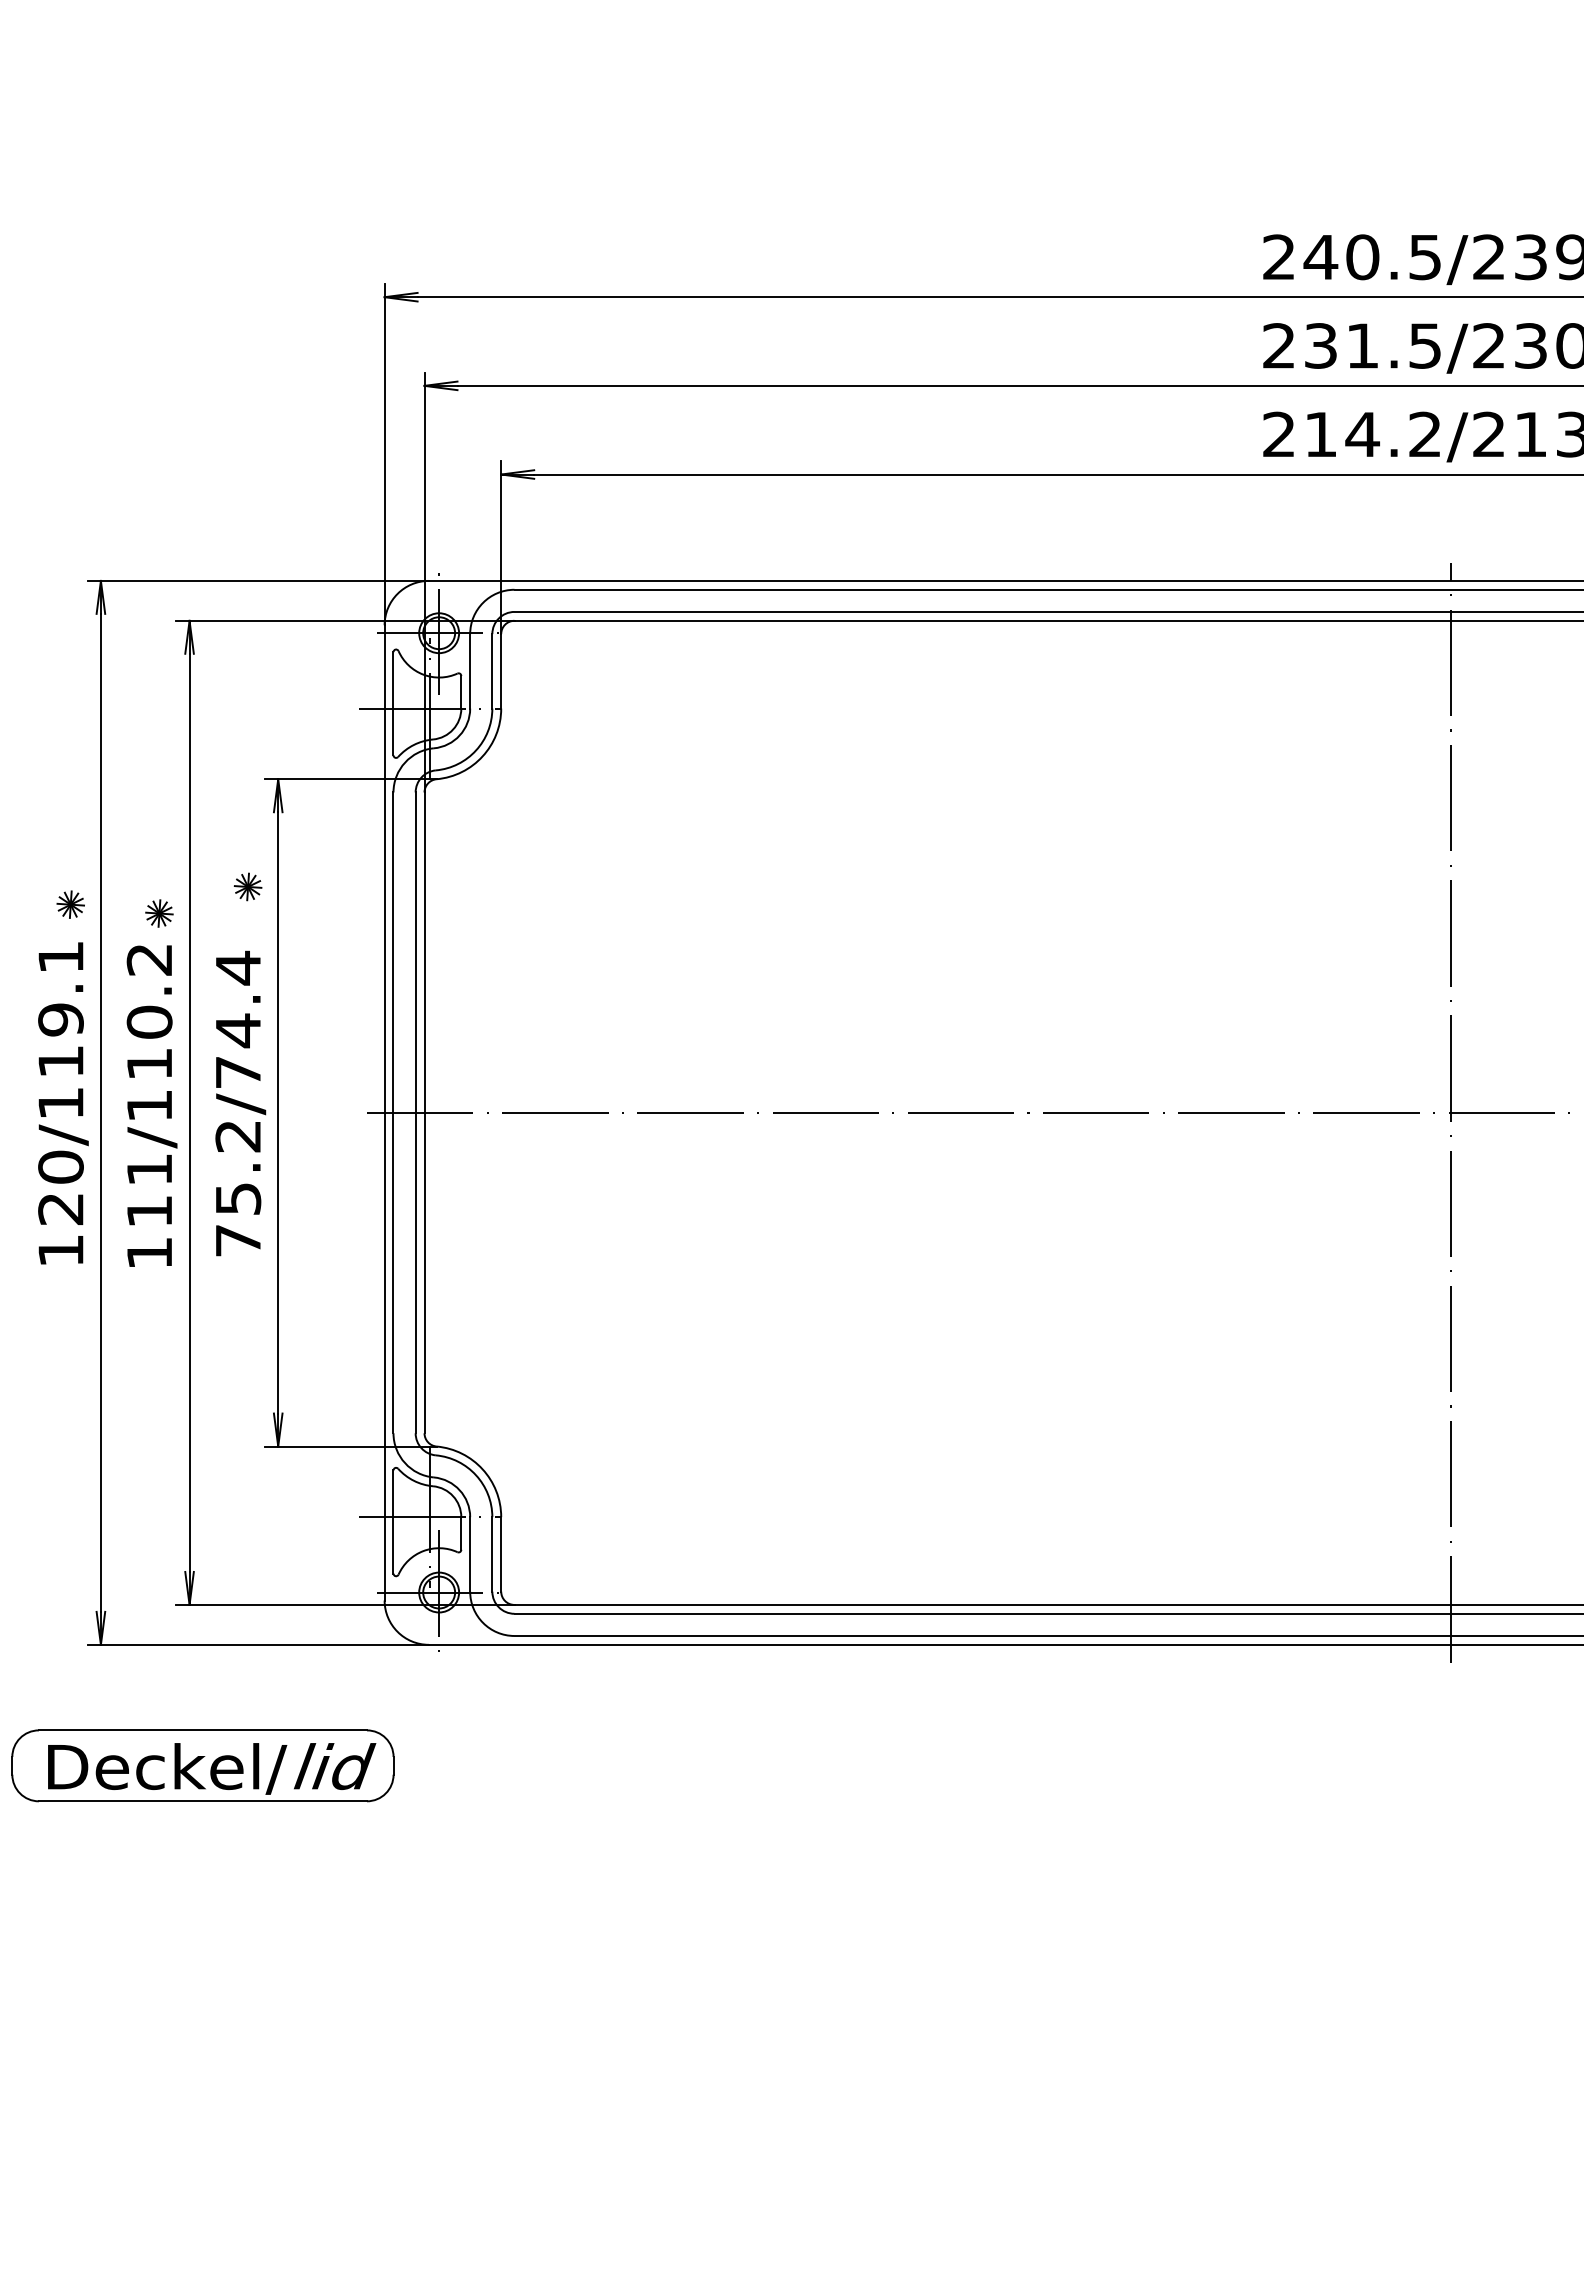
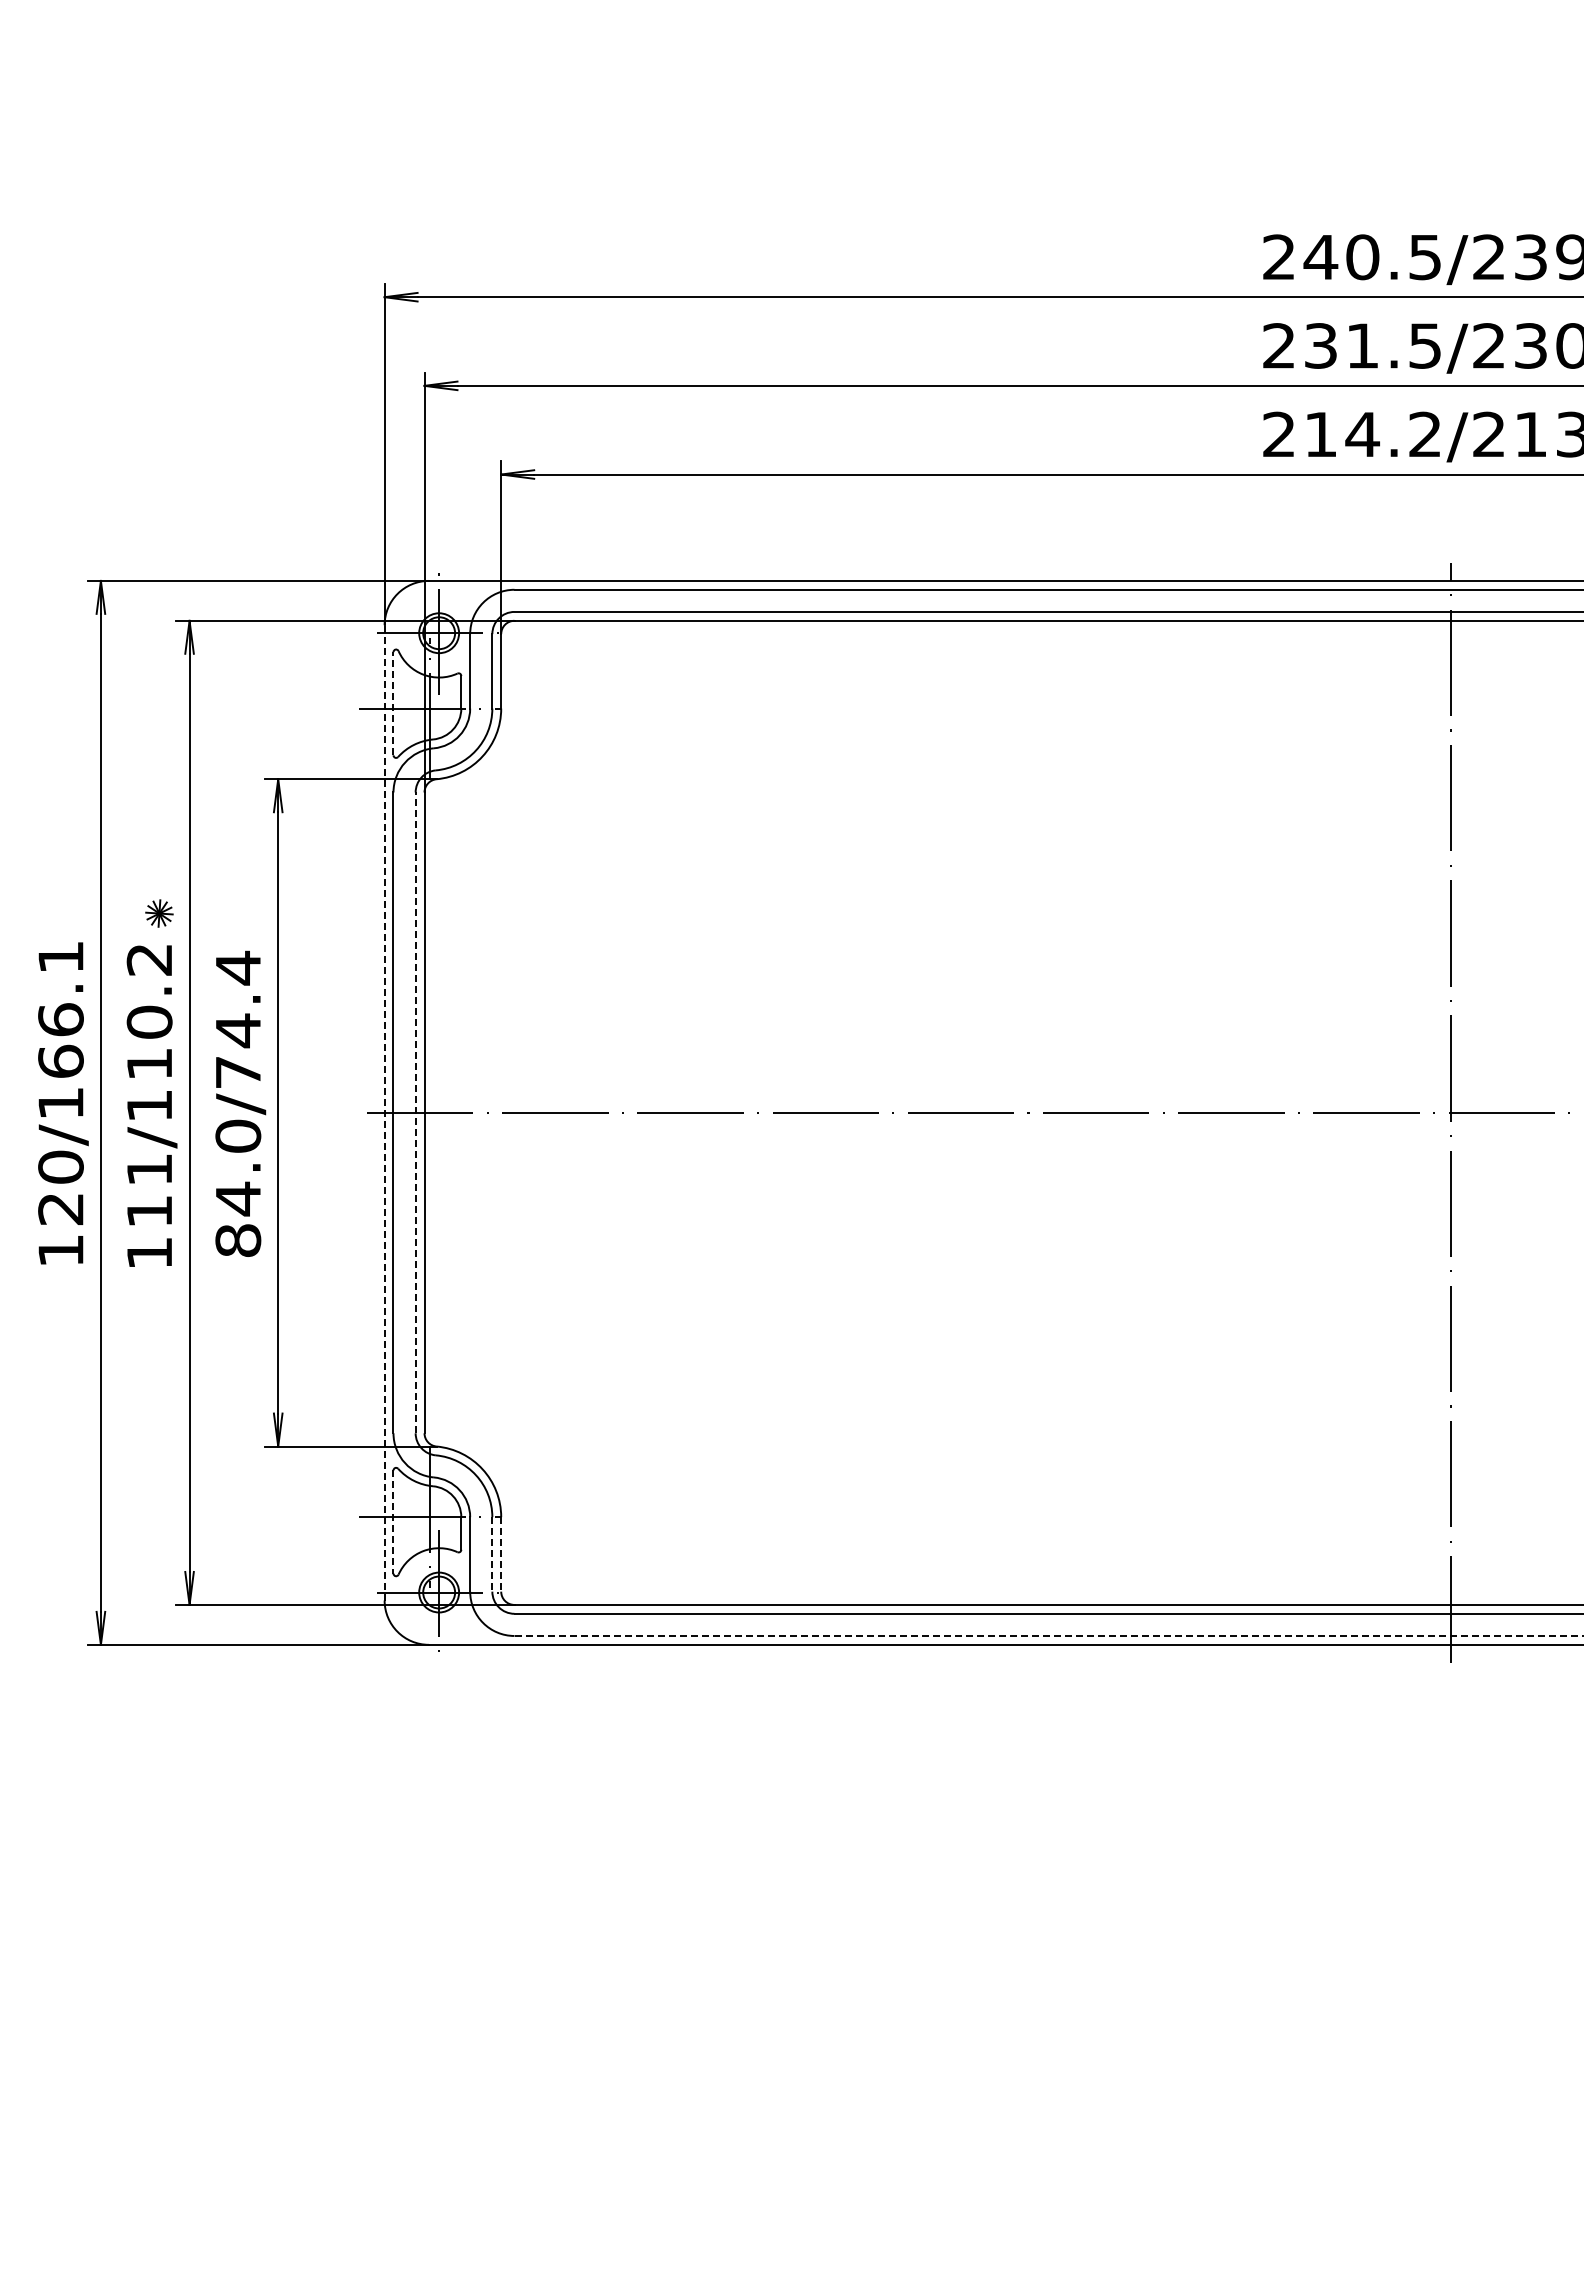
line: solid -> dashed (393, 703)
part: present -> none (247, 886)
part: present -> none (70, 904)
text: 120/119.1 -> 120/166.1 (60, 1040)
line: solid -> dashed (384, 1112)
line: solid -> dashed (415, 1112)
text: 75.2/74.4 -> 84.0/74.4 (238, 1187)
line: solid -> dashed (393, 1522)
line: solid -> dashed (492, 1554)
line: solid -> dashed (501, 1554)
line: solid -> dashed (1049, 1635)
part: present -> none (202, 1765)
